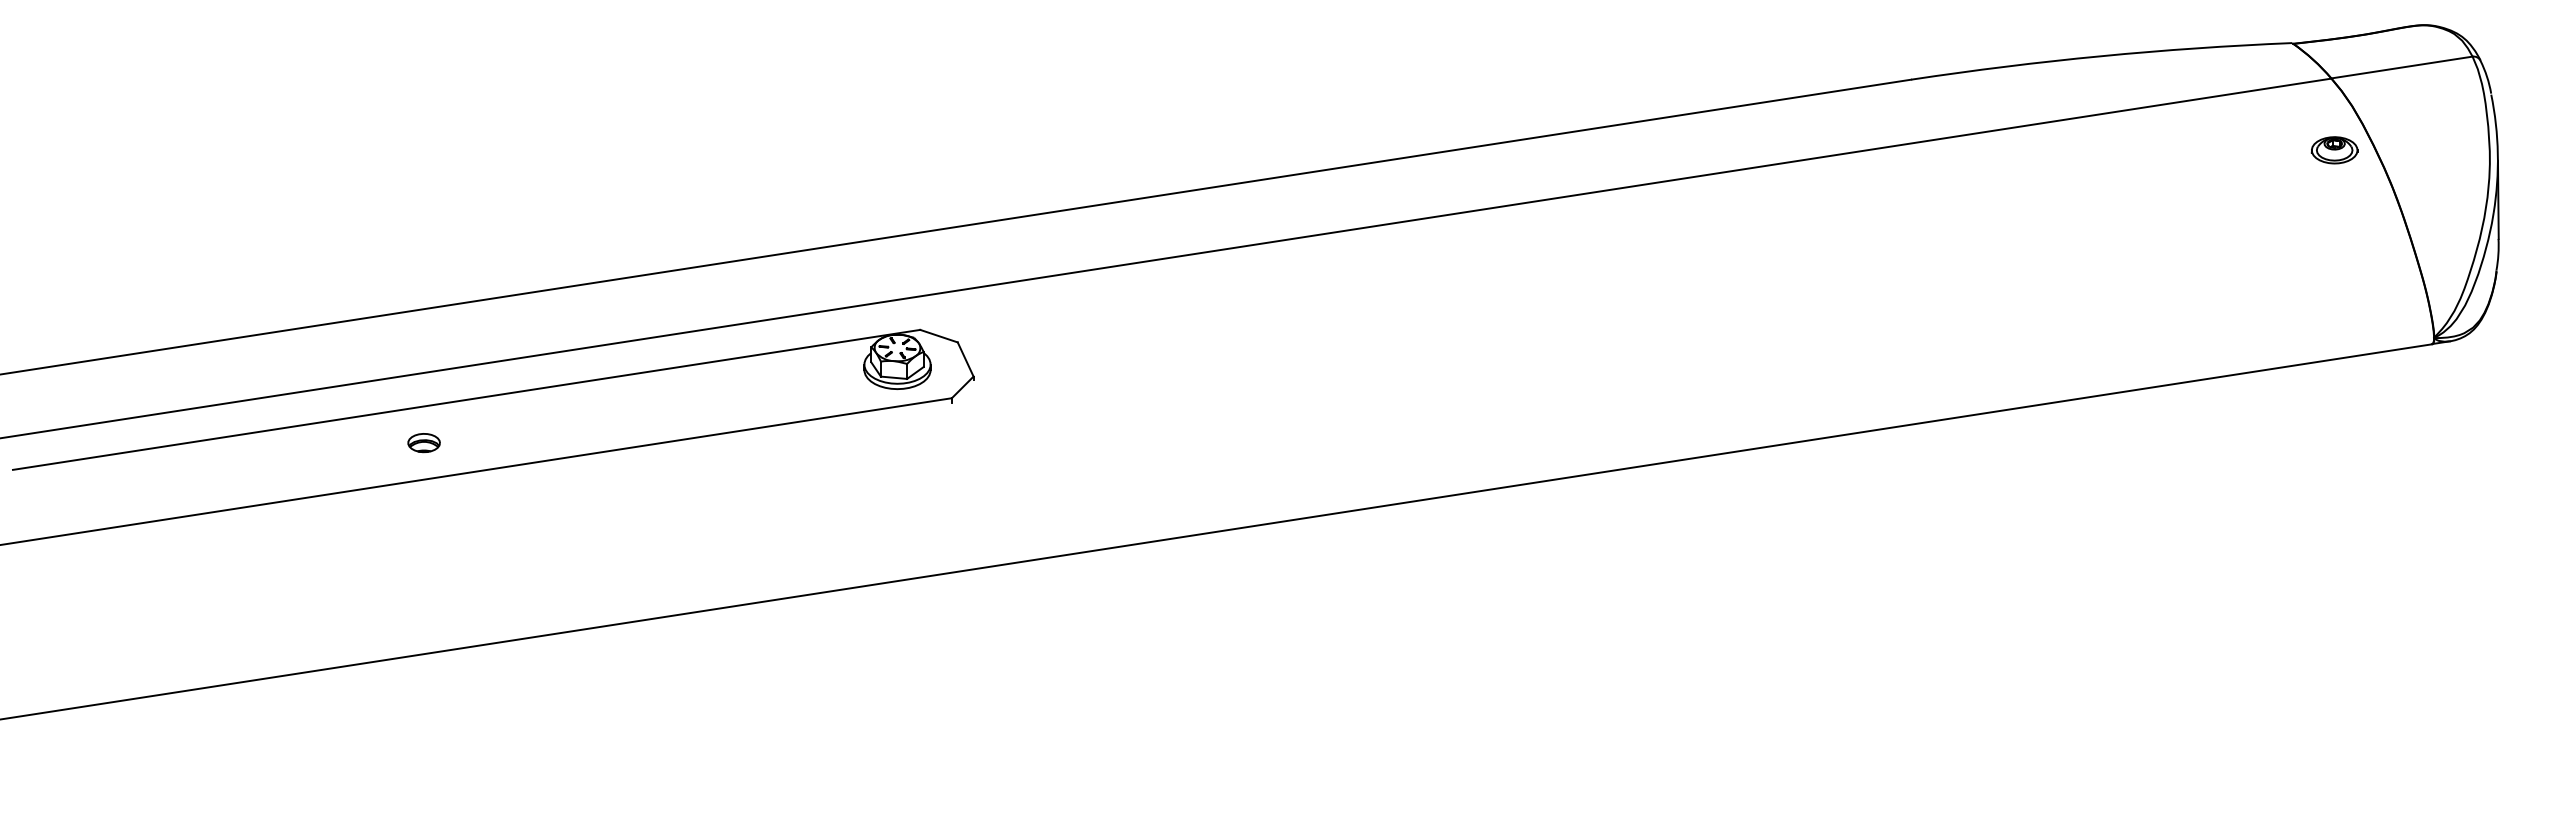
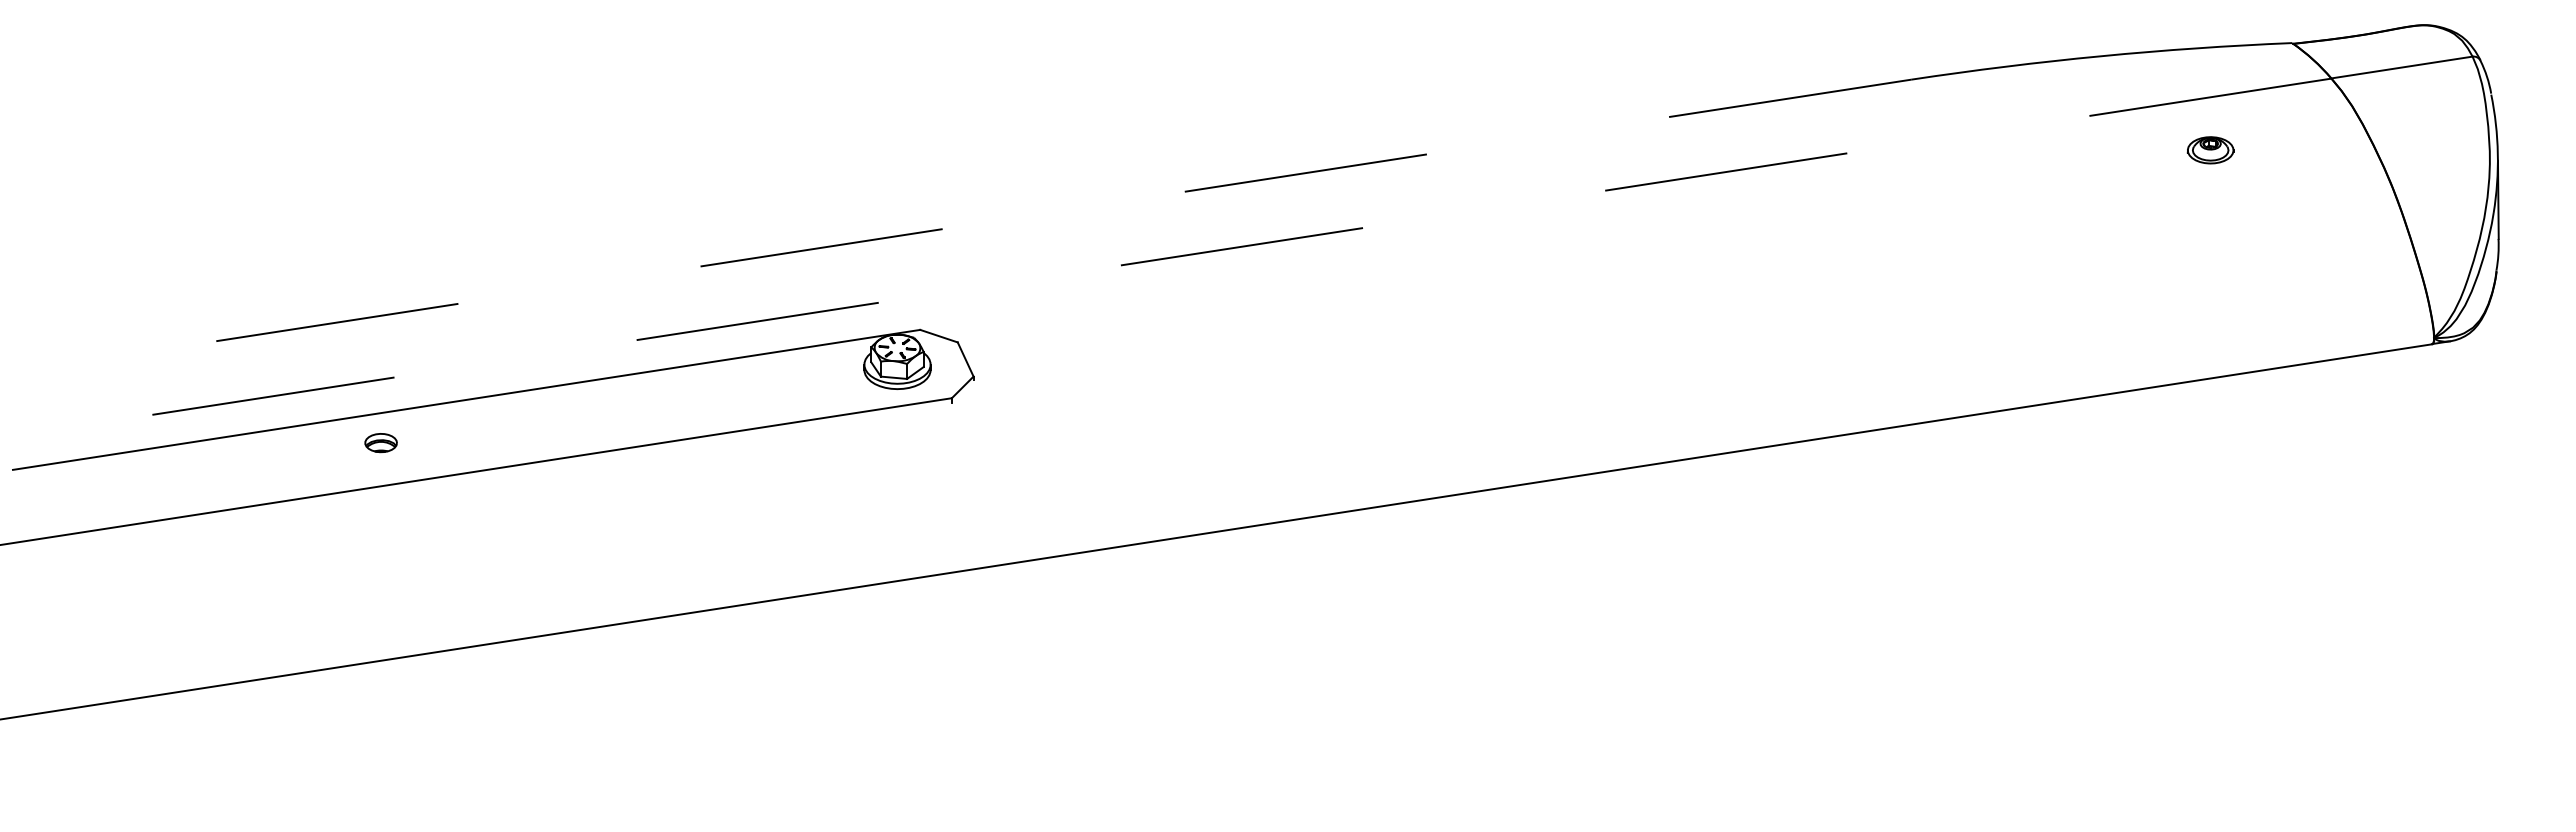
part position: (2334, 150) -> (2210, 150) (2210, 150)
line: solid -> dashed (955, 227)
line: solid -> dashed (1165, 258)
part position: (423, 443) -> (380, 443) (380, 443)
